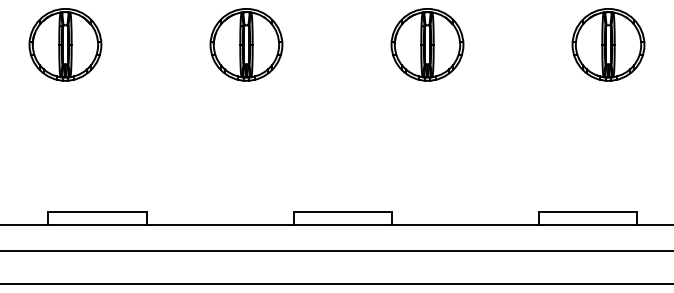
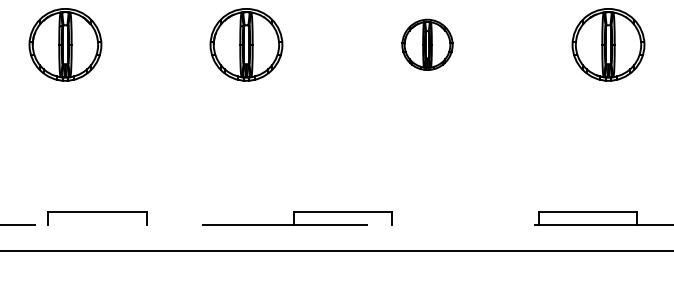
part size: 75x74 px -> 53x53 px (427, 44)
line: solid -> dashed (337, 225)
line: present -> none (336, 284)
